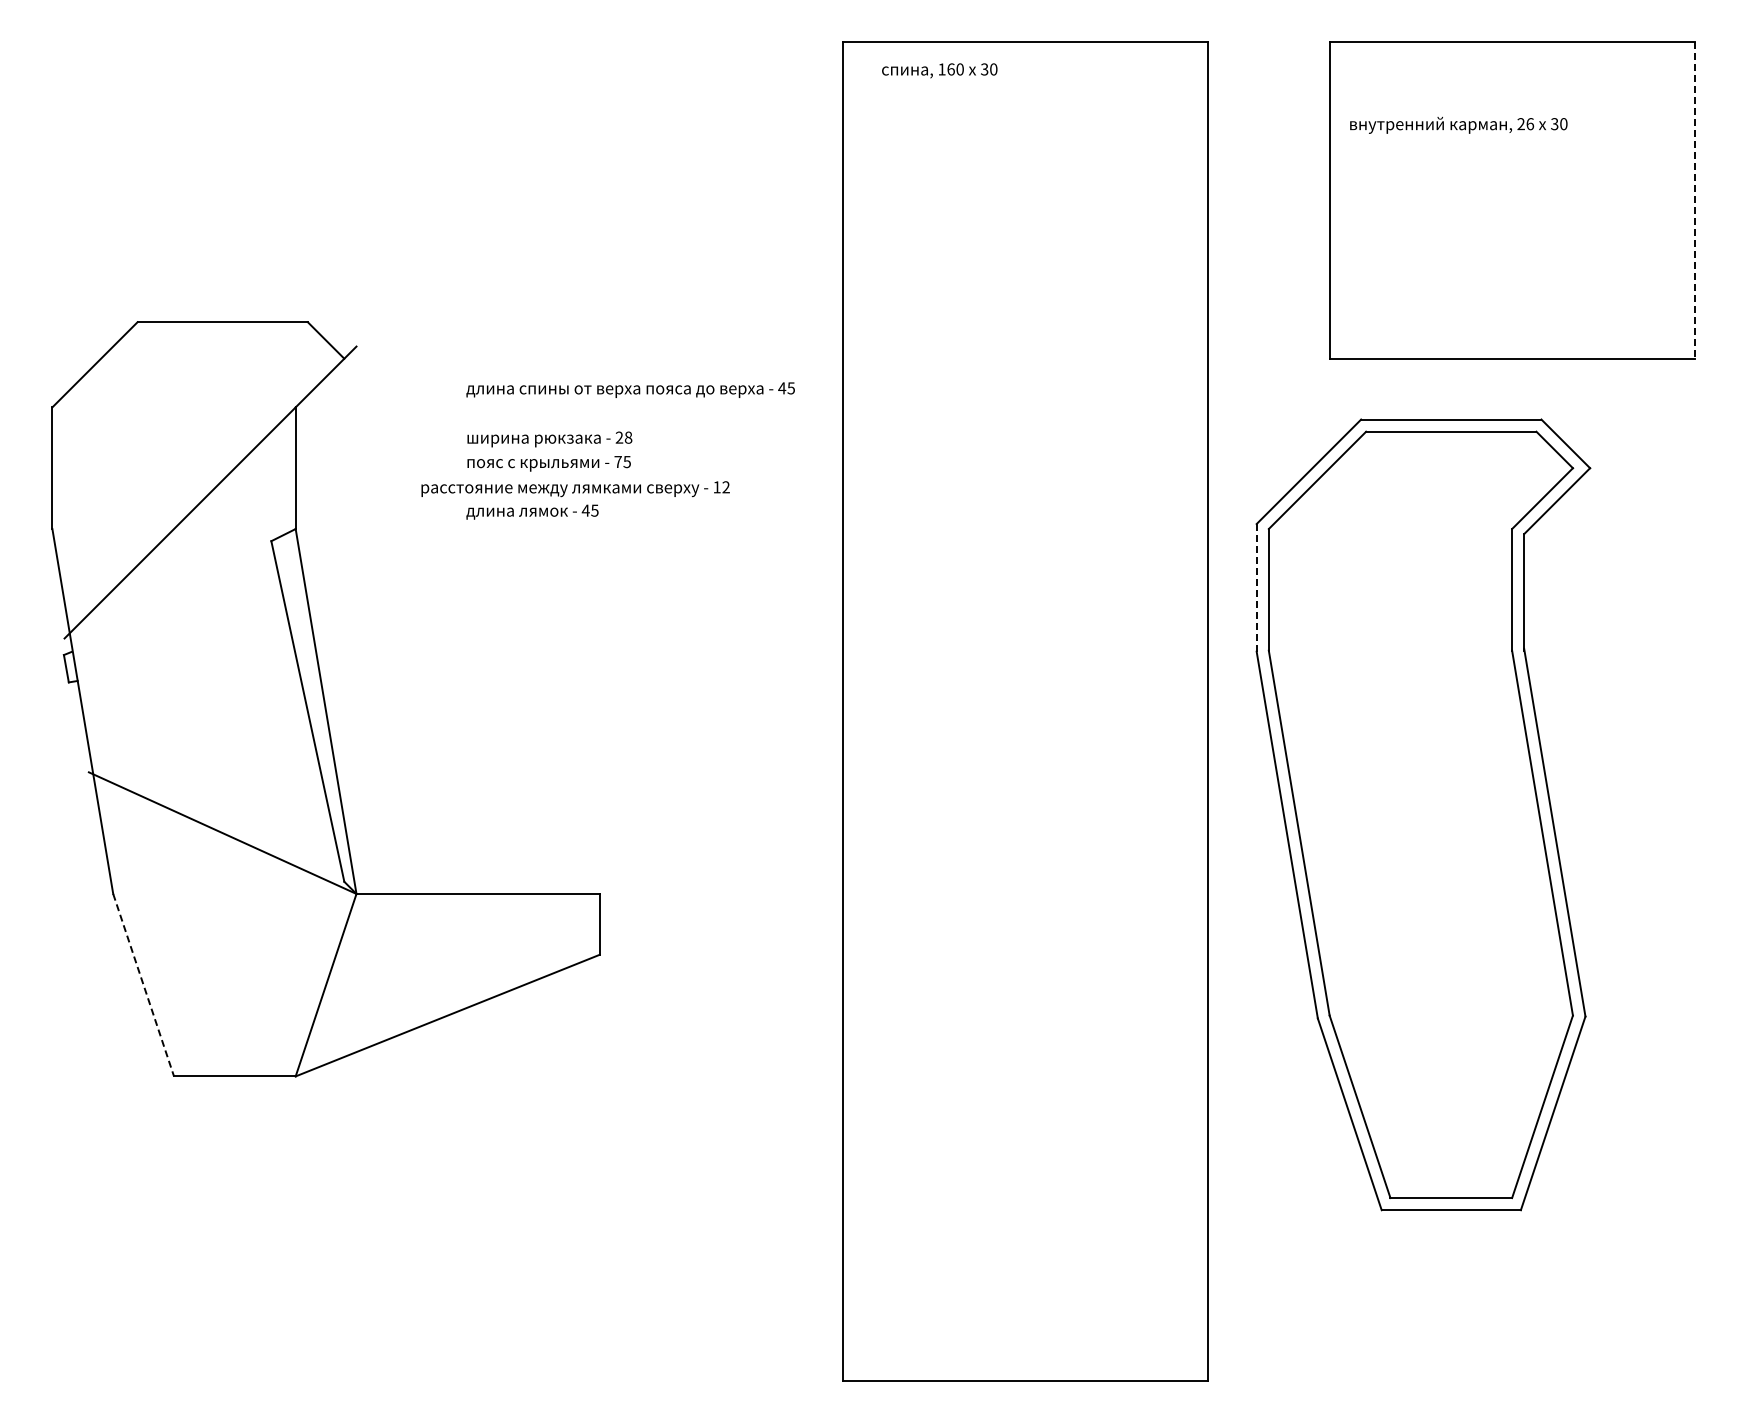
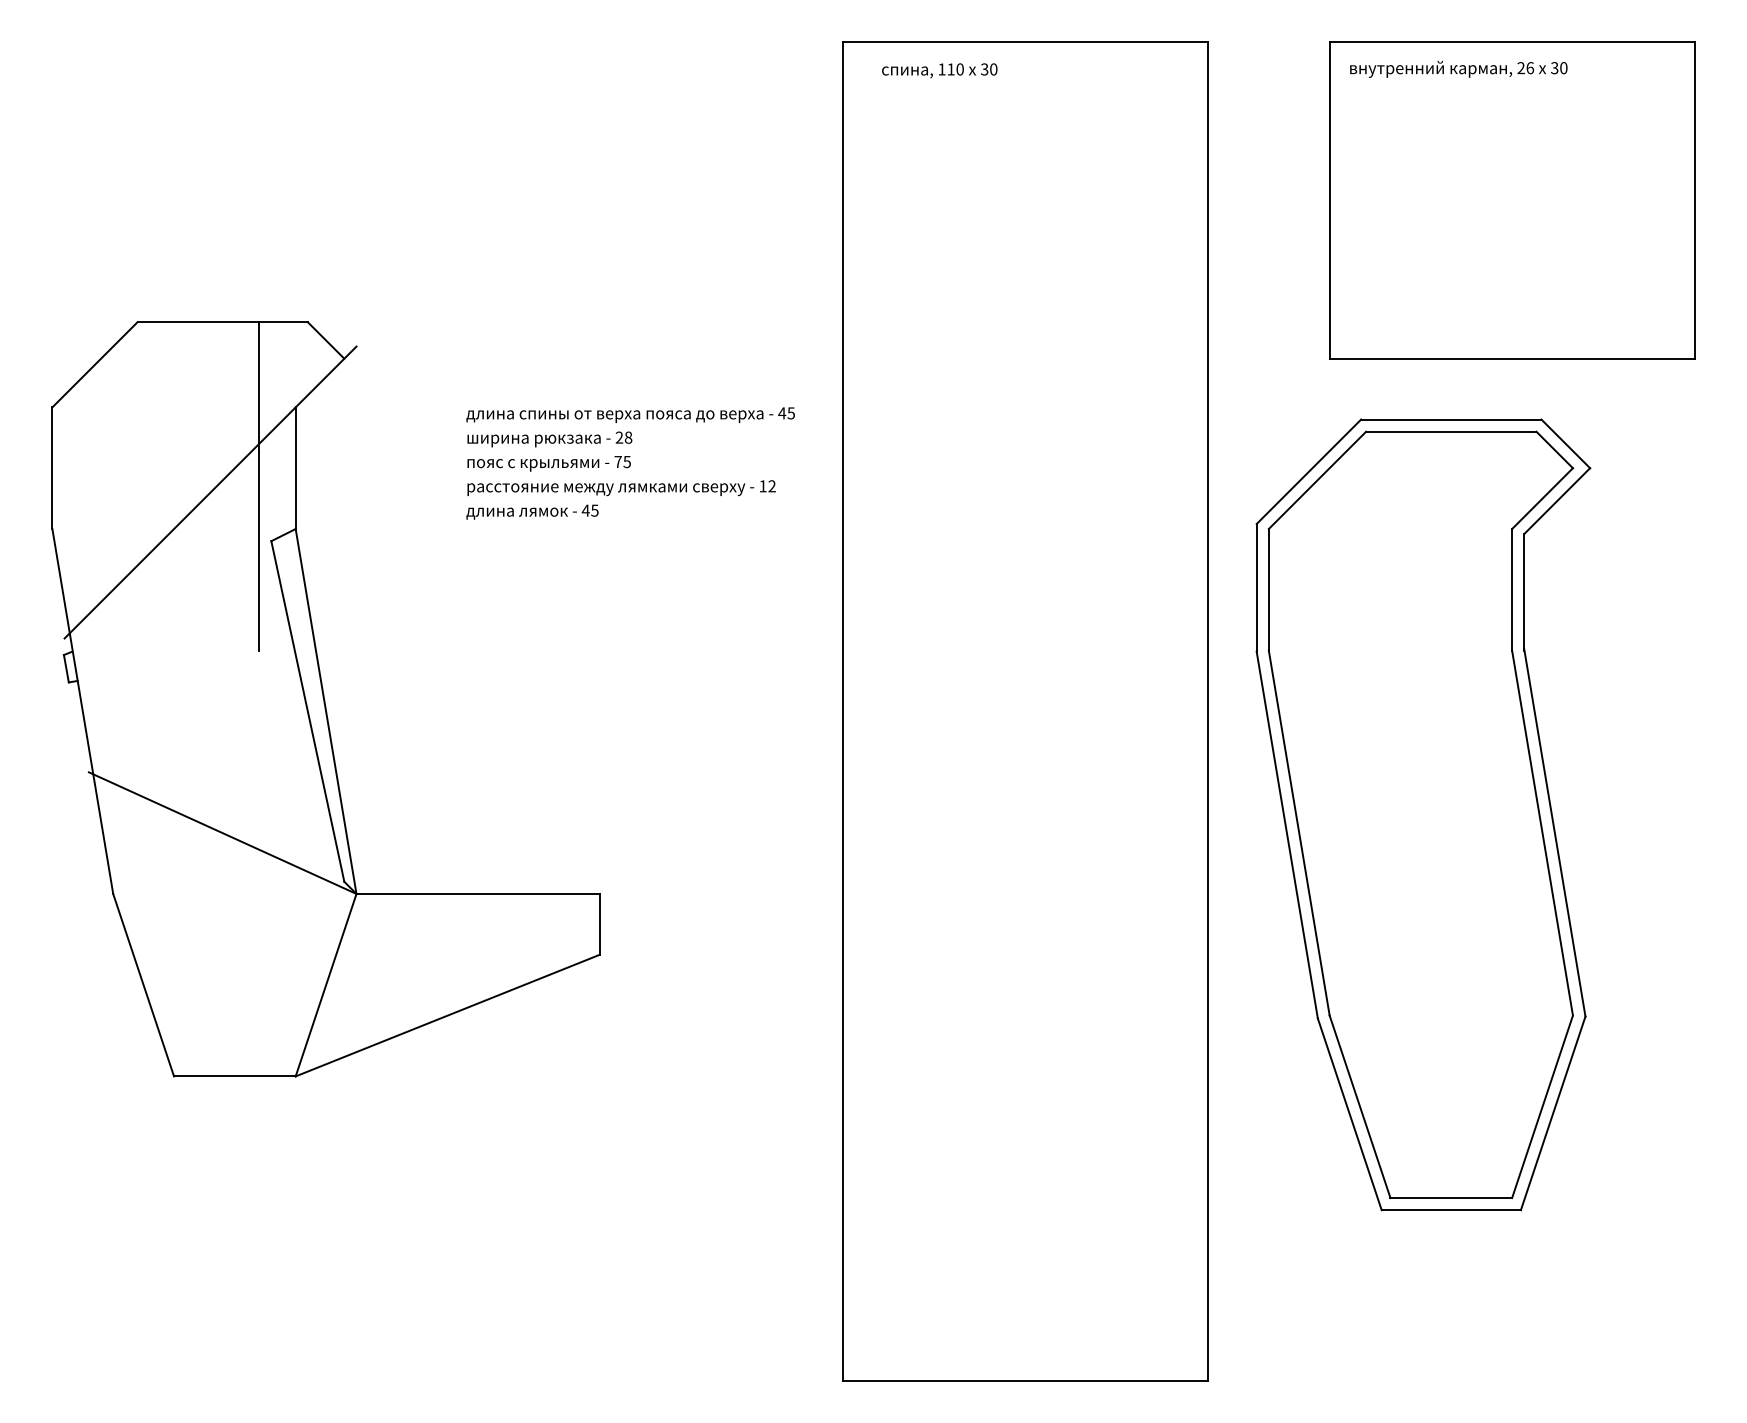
text: 160 -> 110 (950, 69)
text position: (1458, 124) -> (1458, 68) (1458, 68)
line: dashed -> solid (1694, 201)
text position: (630, 389) -> (630, 414) (630, 414)
line: none -> present (259, 486)
text position: (575, 489) -> (621, 488) (621, 488)
line: dashed -> solid (1256, 587)
line: dashed -> solid (143, 985)
